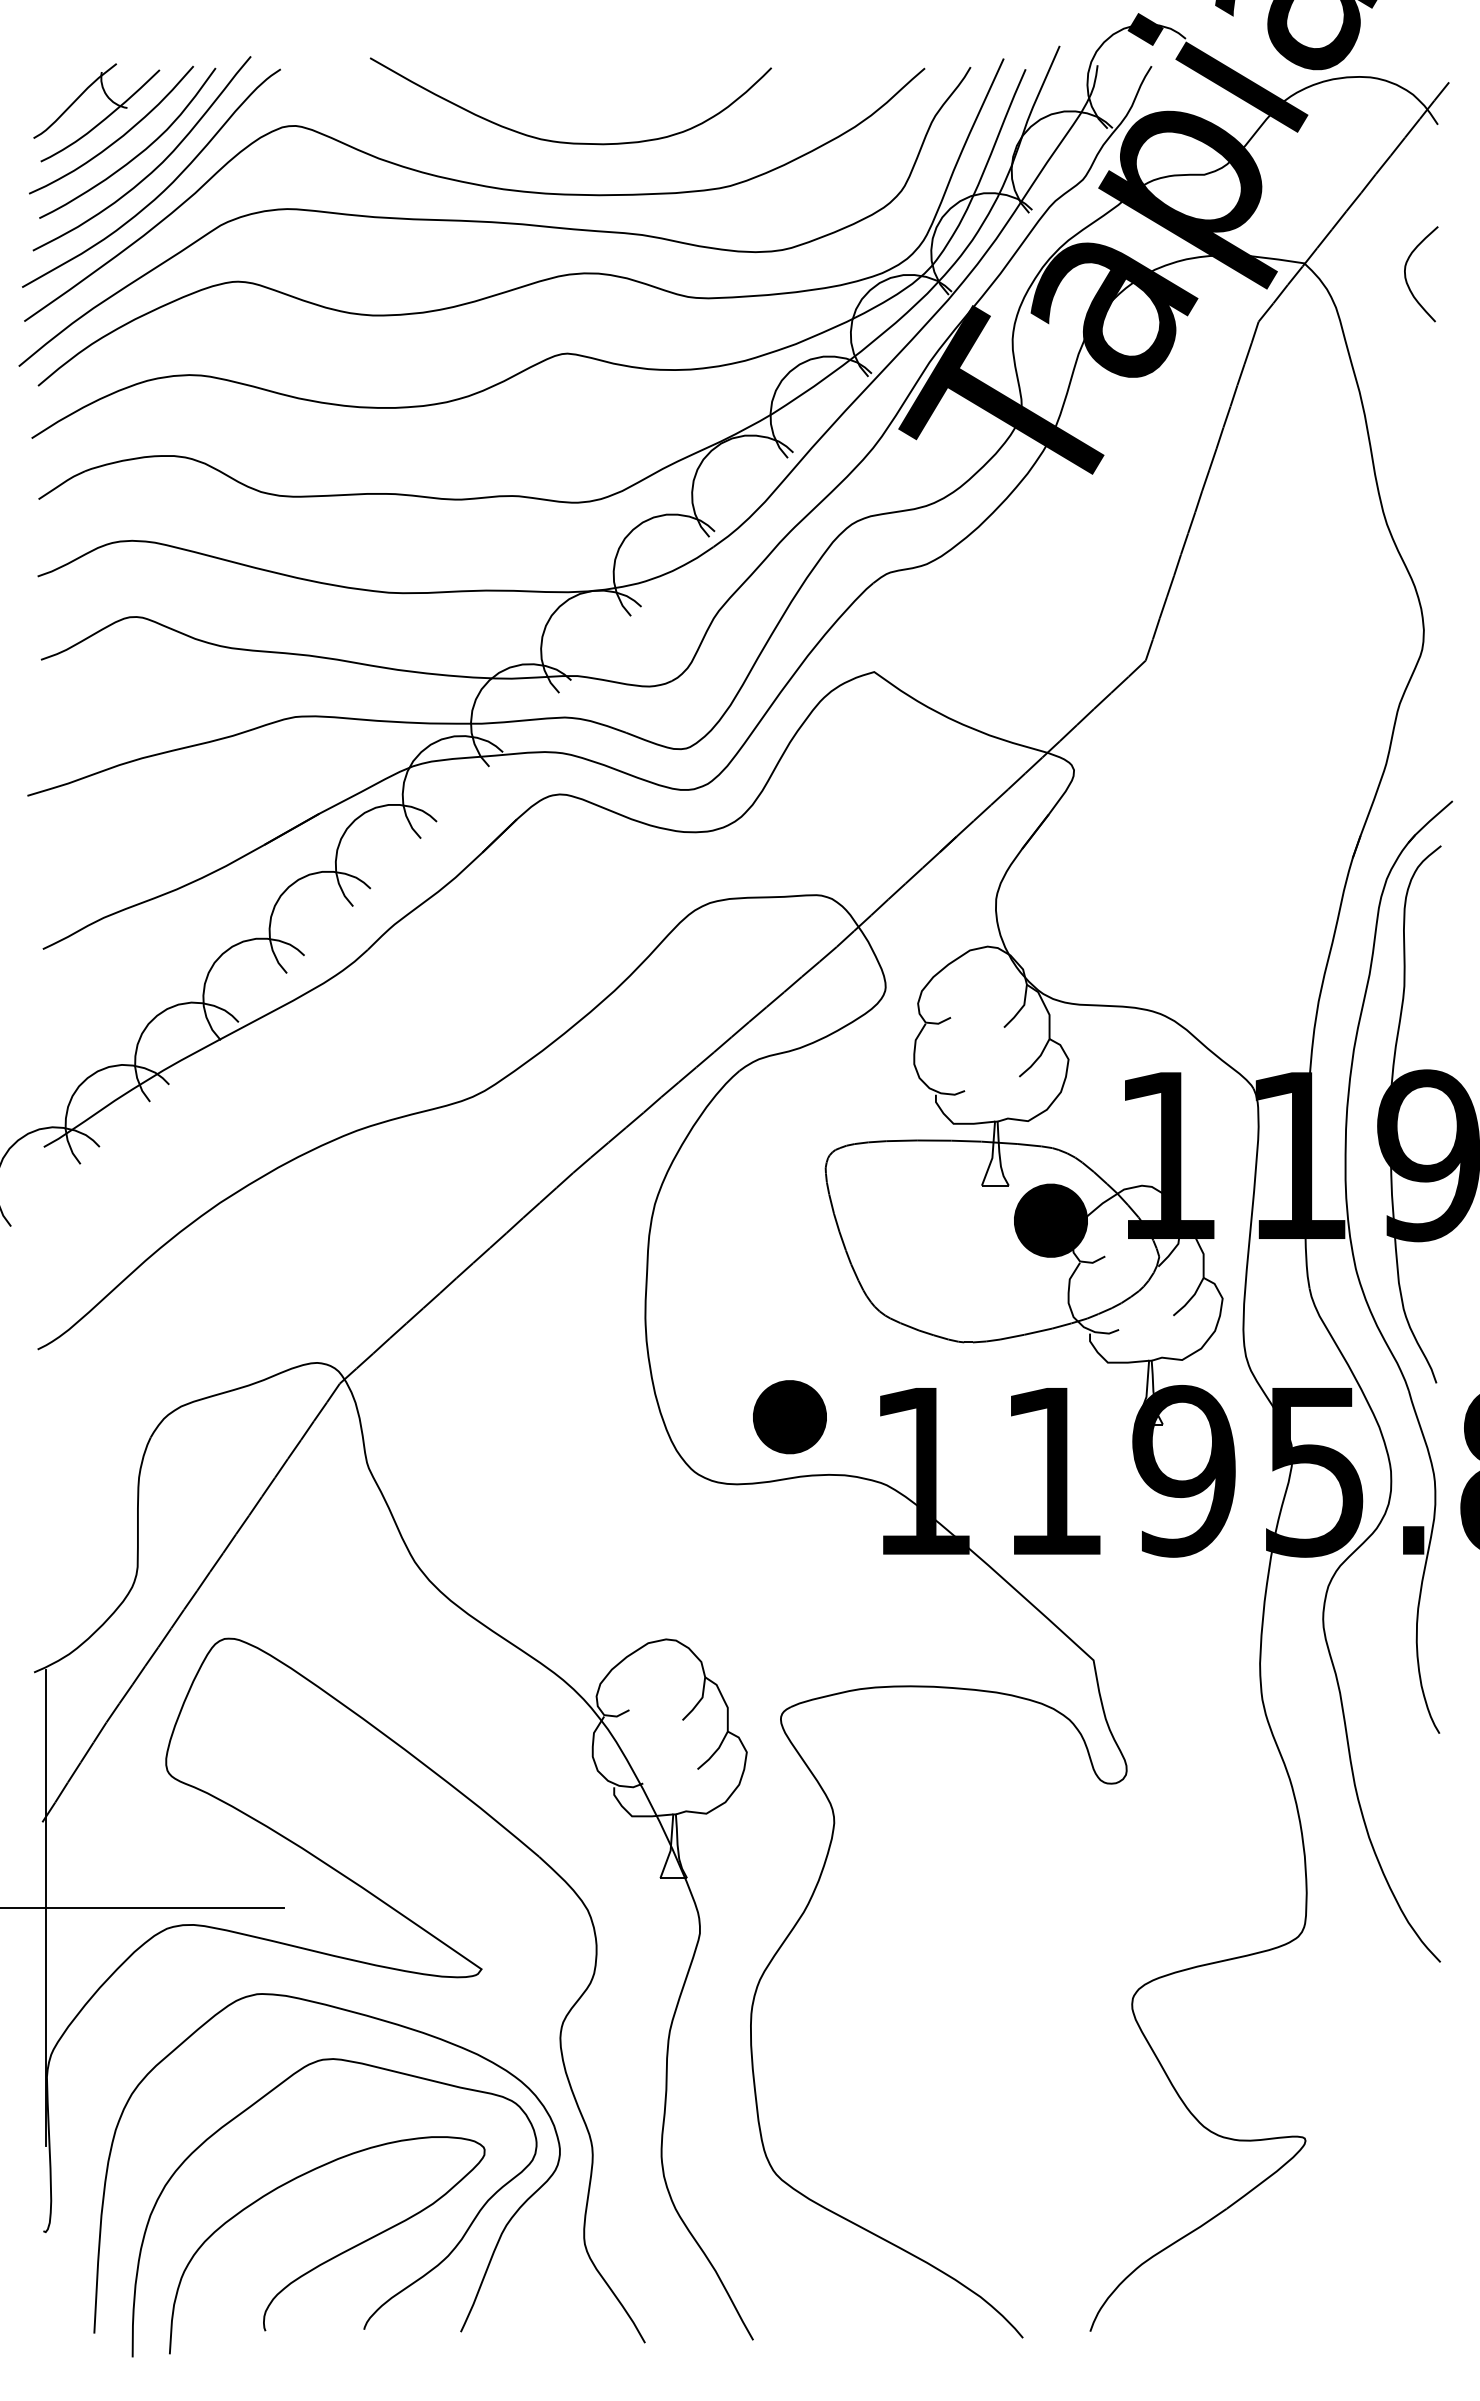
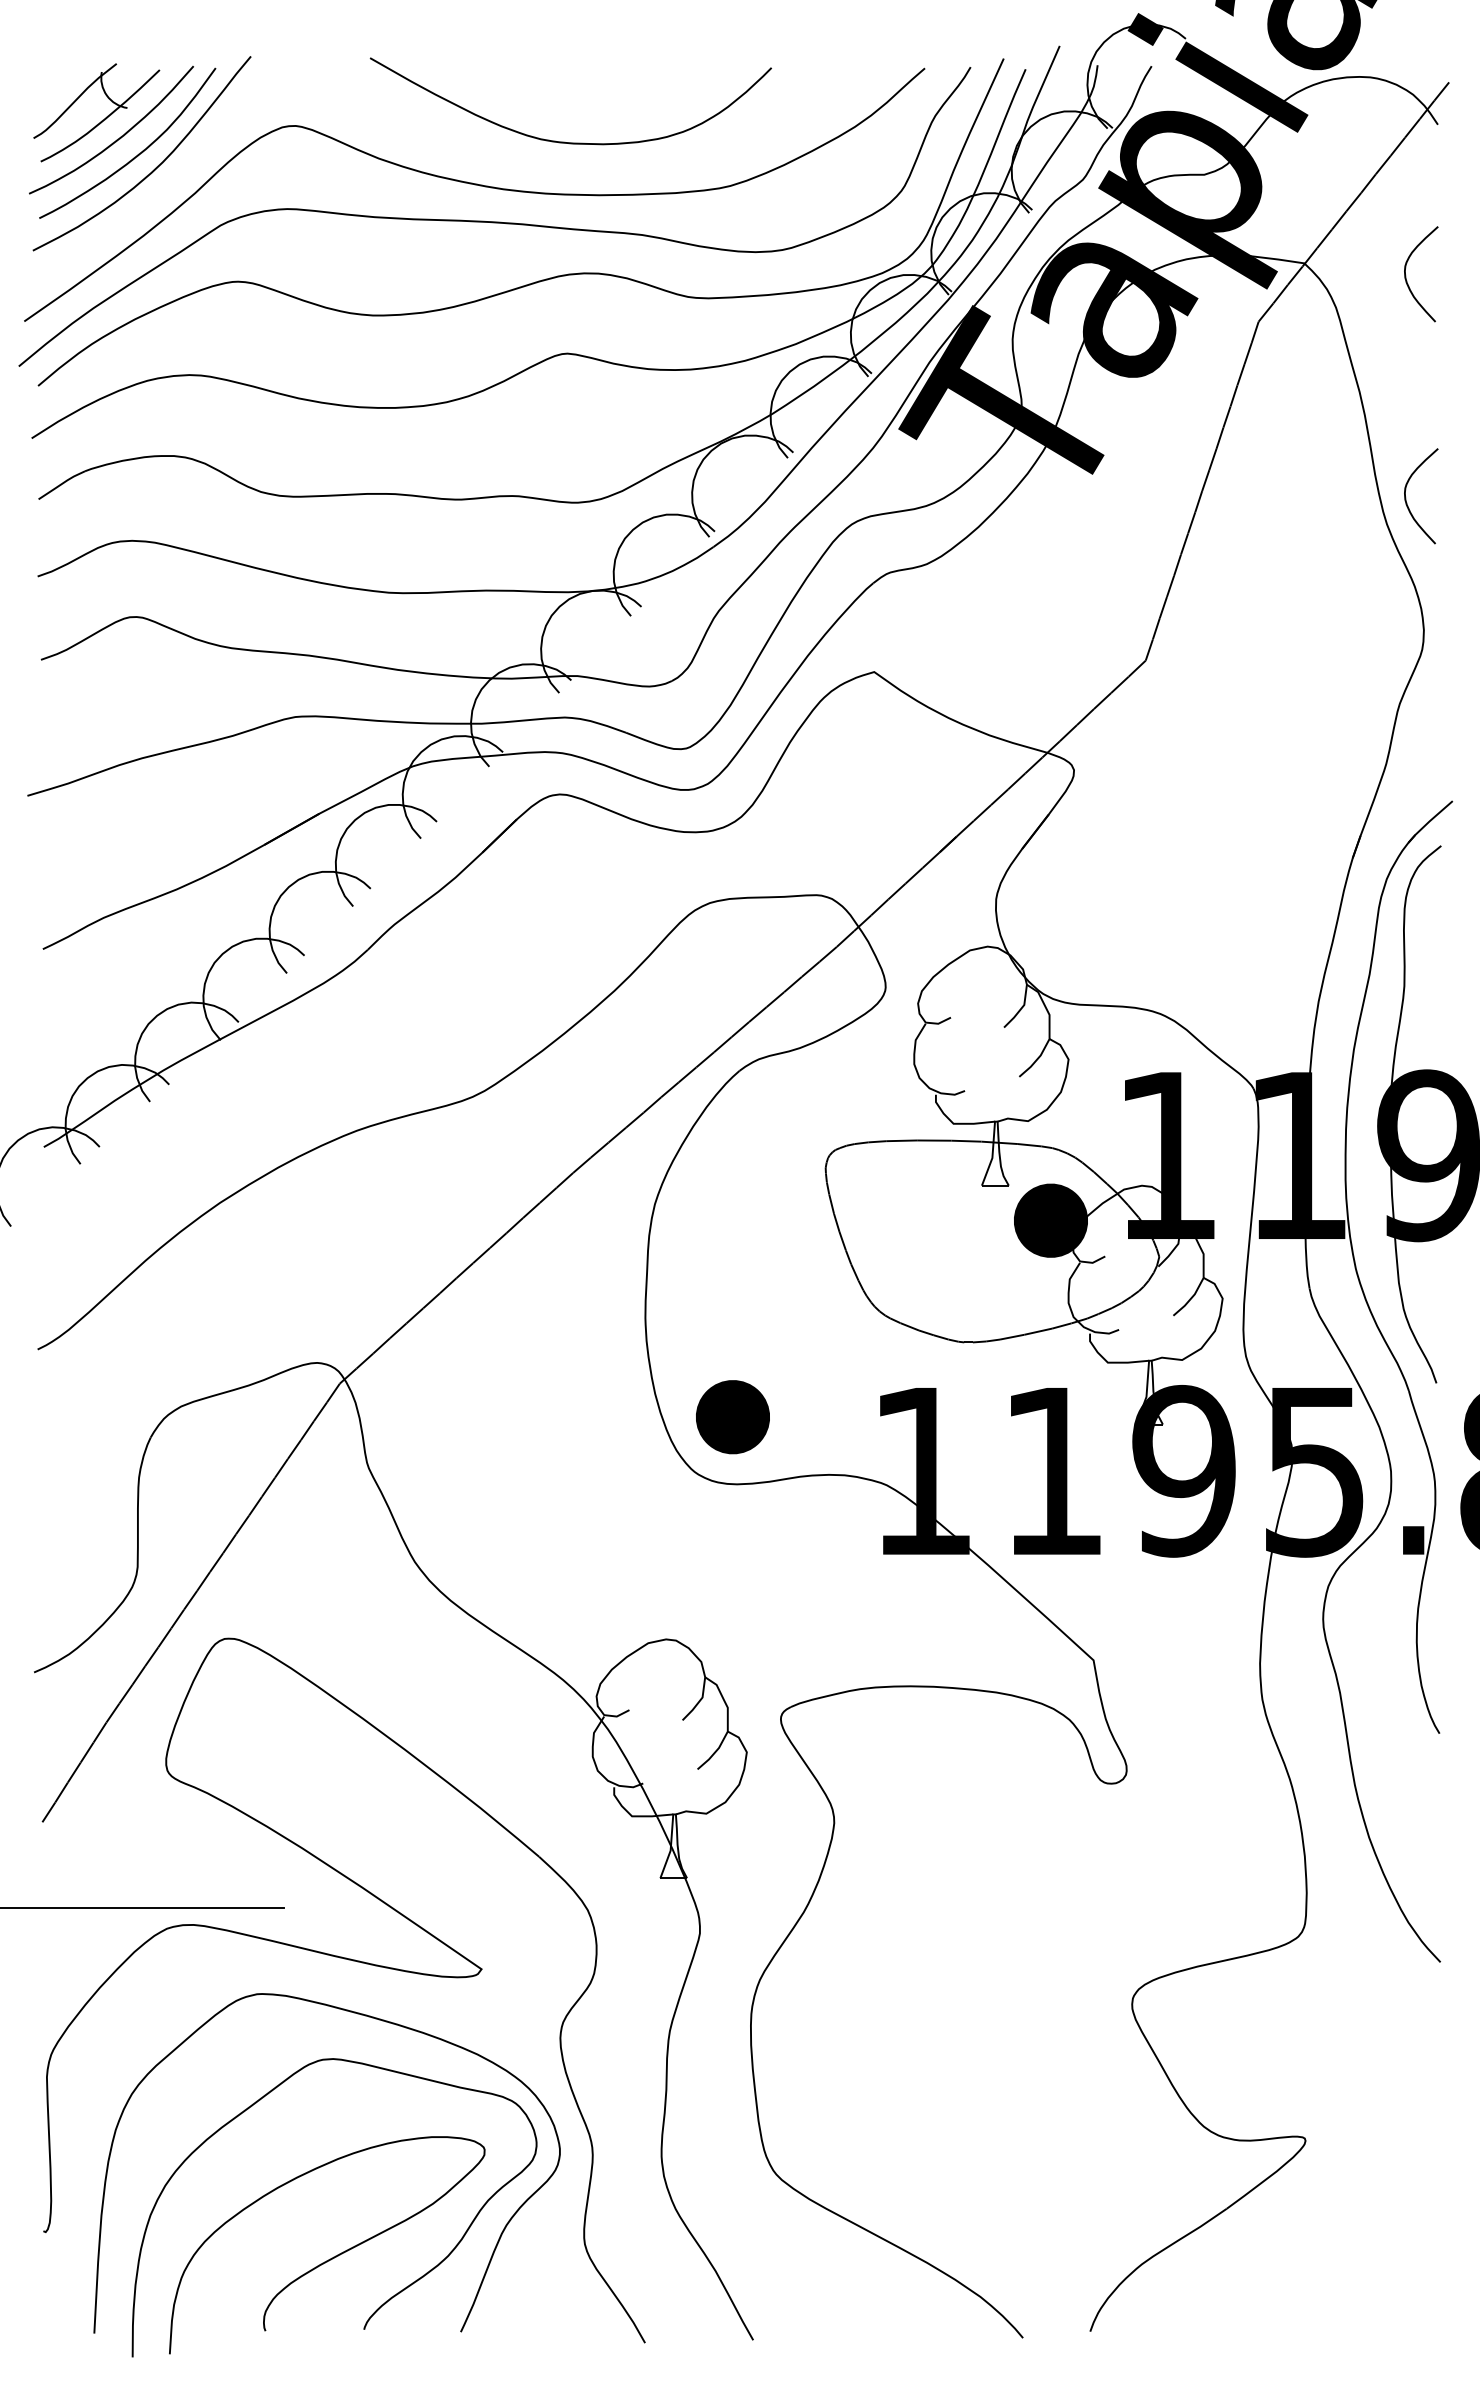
curve: present -> none (164, 189)
curve: none -> present (1406, 497)
part position: (789, 1417) -> (732, 1417) (732, 1417)
line: present -> none (45, 1908)
